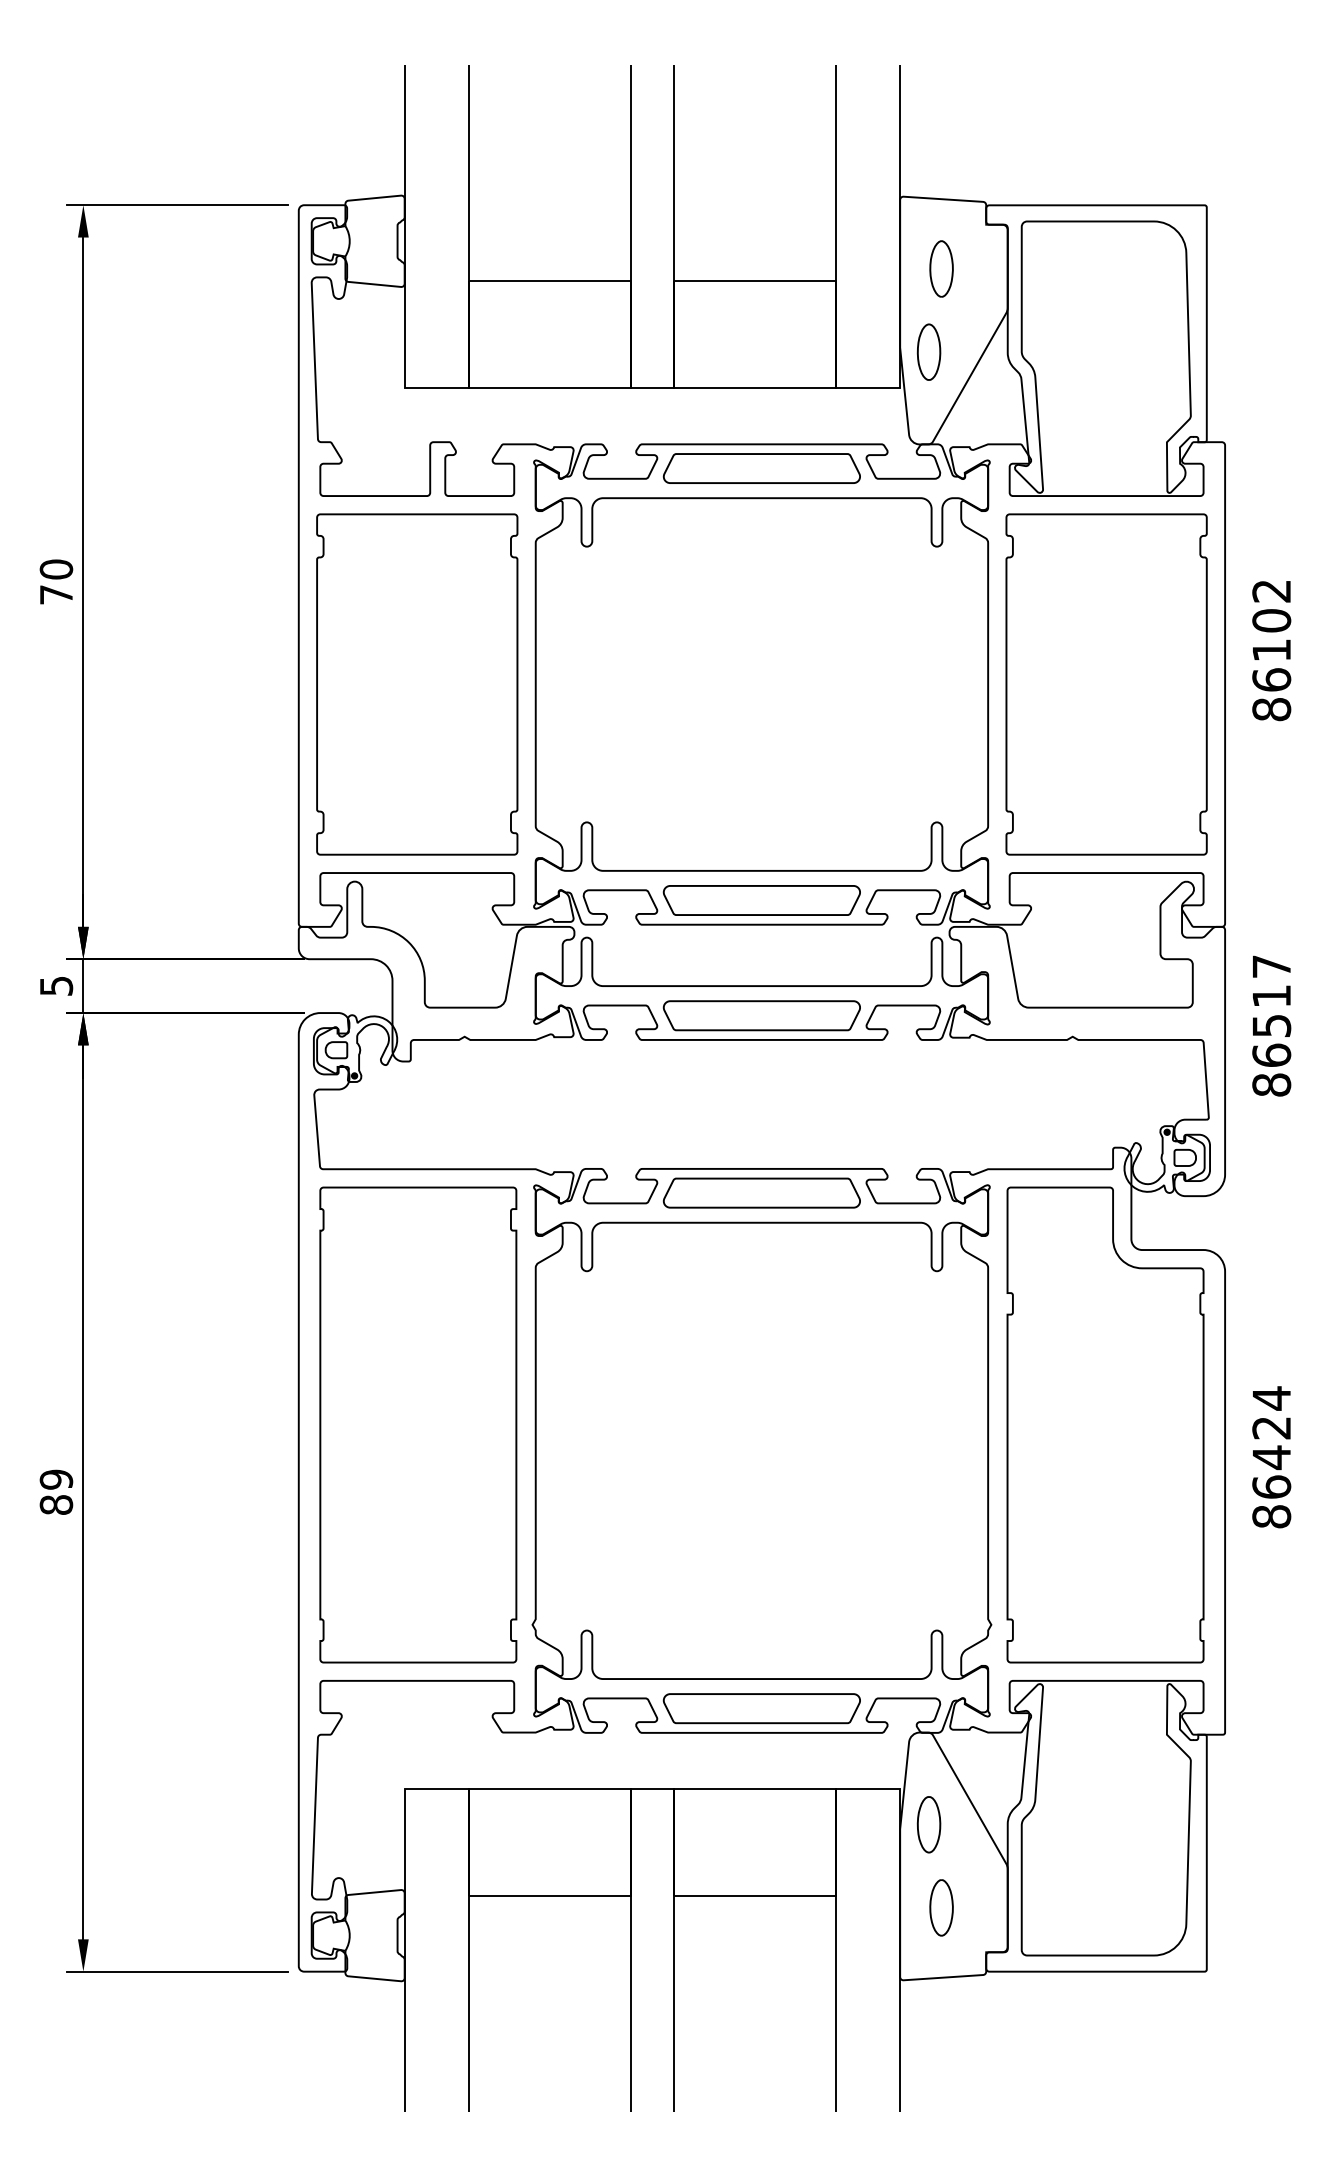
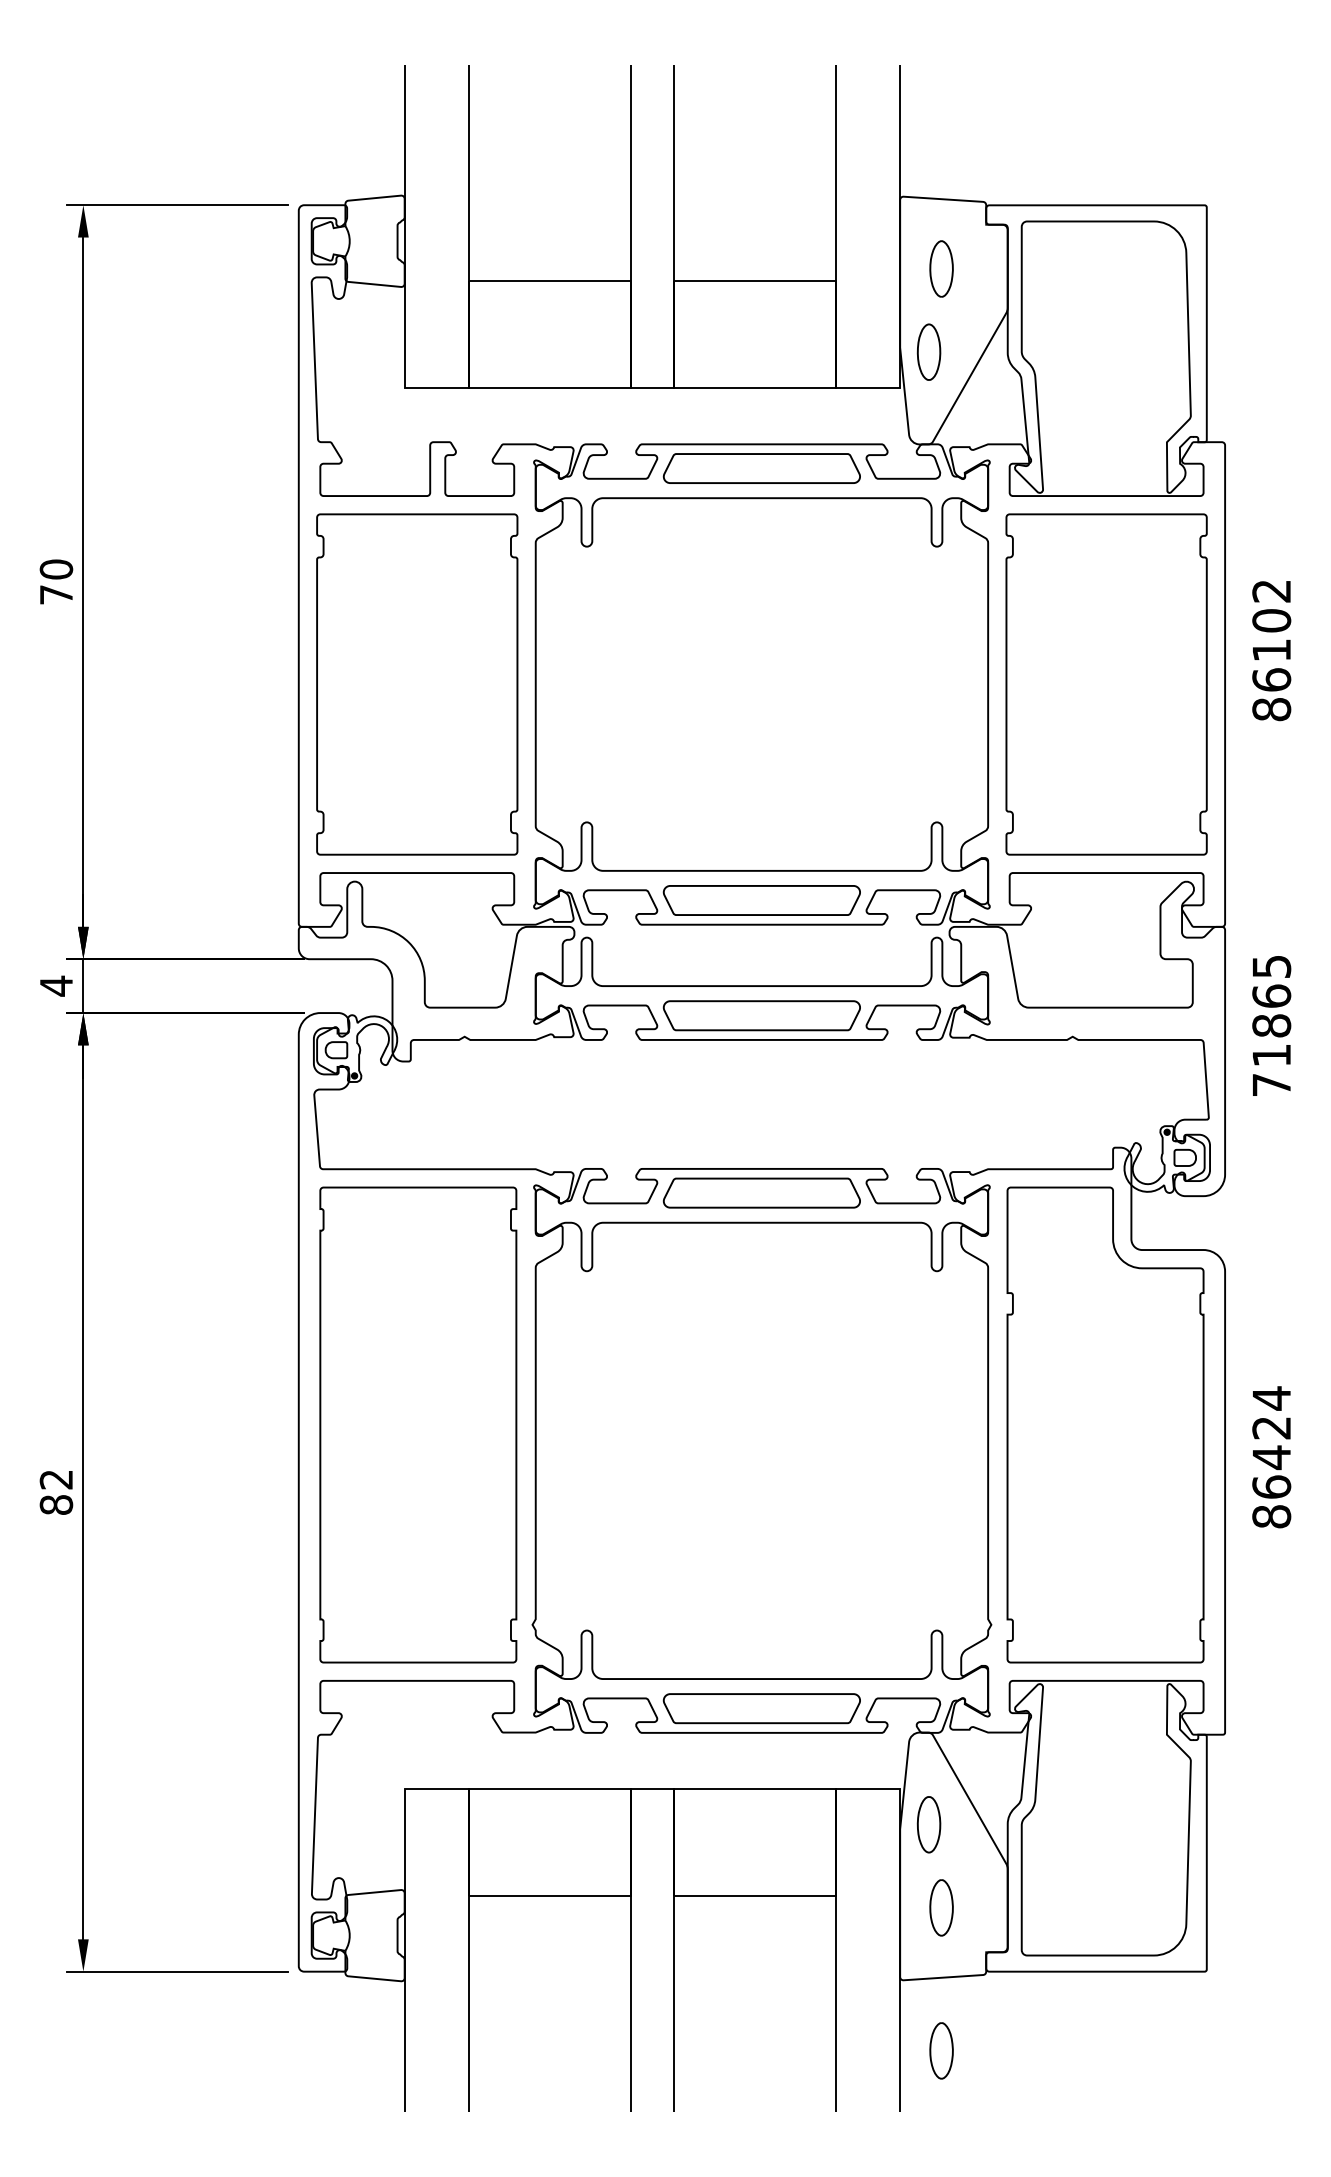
text: 5 -> 4 (56, 985)
text: 86517 -> 71865 (1271, 1025)
text: 89 -> 82 (56, 1479)
part: none -> present (941, 2050)
